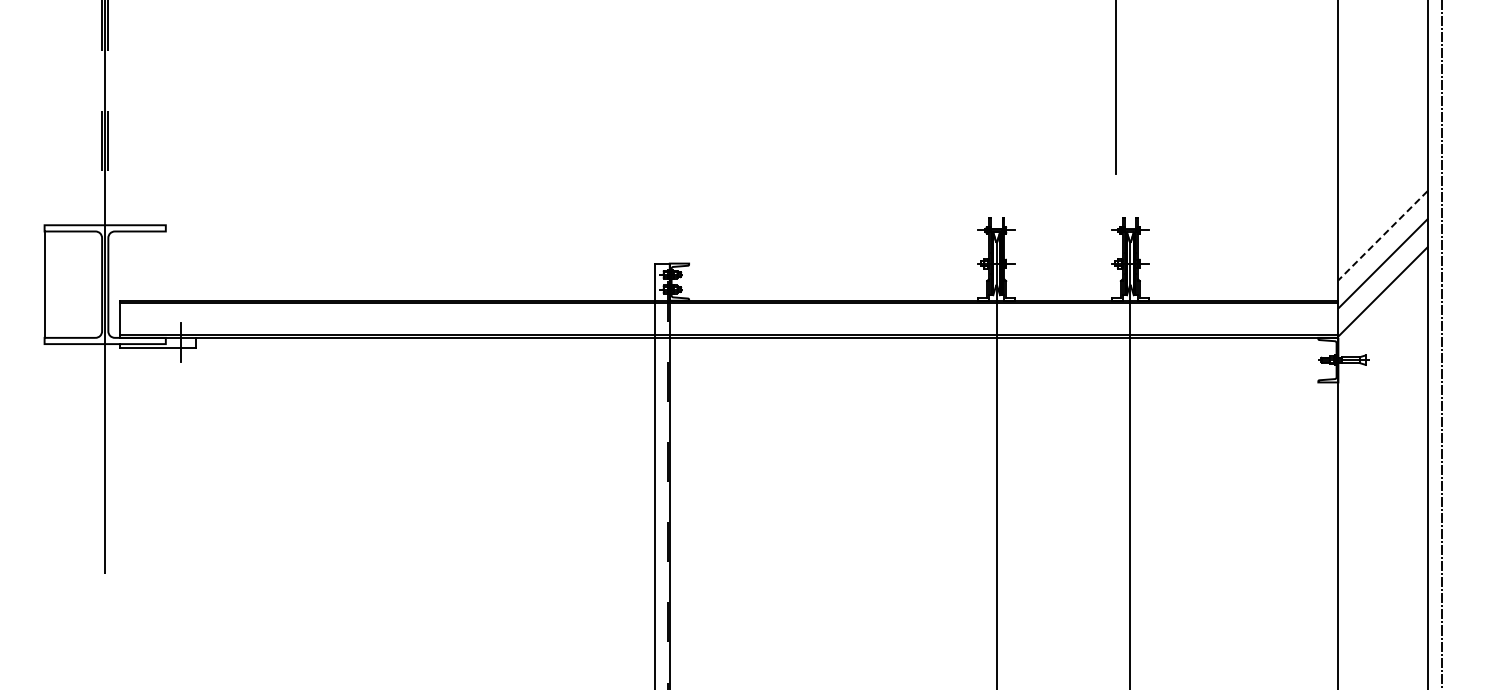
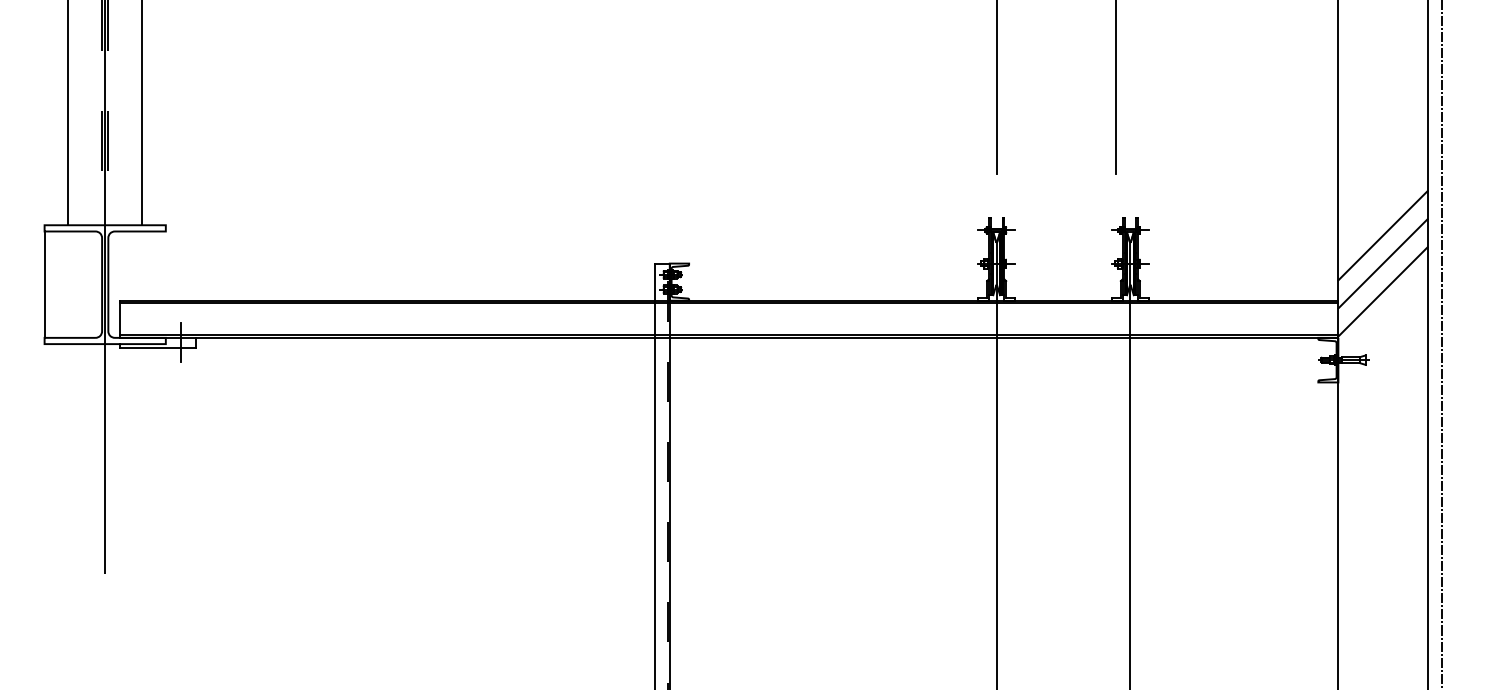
line: none -> present (996, 87)
line: none -> present (68, 113)
line: none -> present (142, 113)
line: dashed -> solid (1382, 236)
